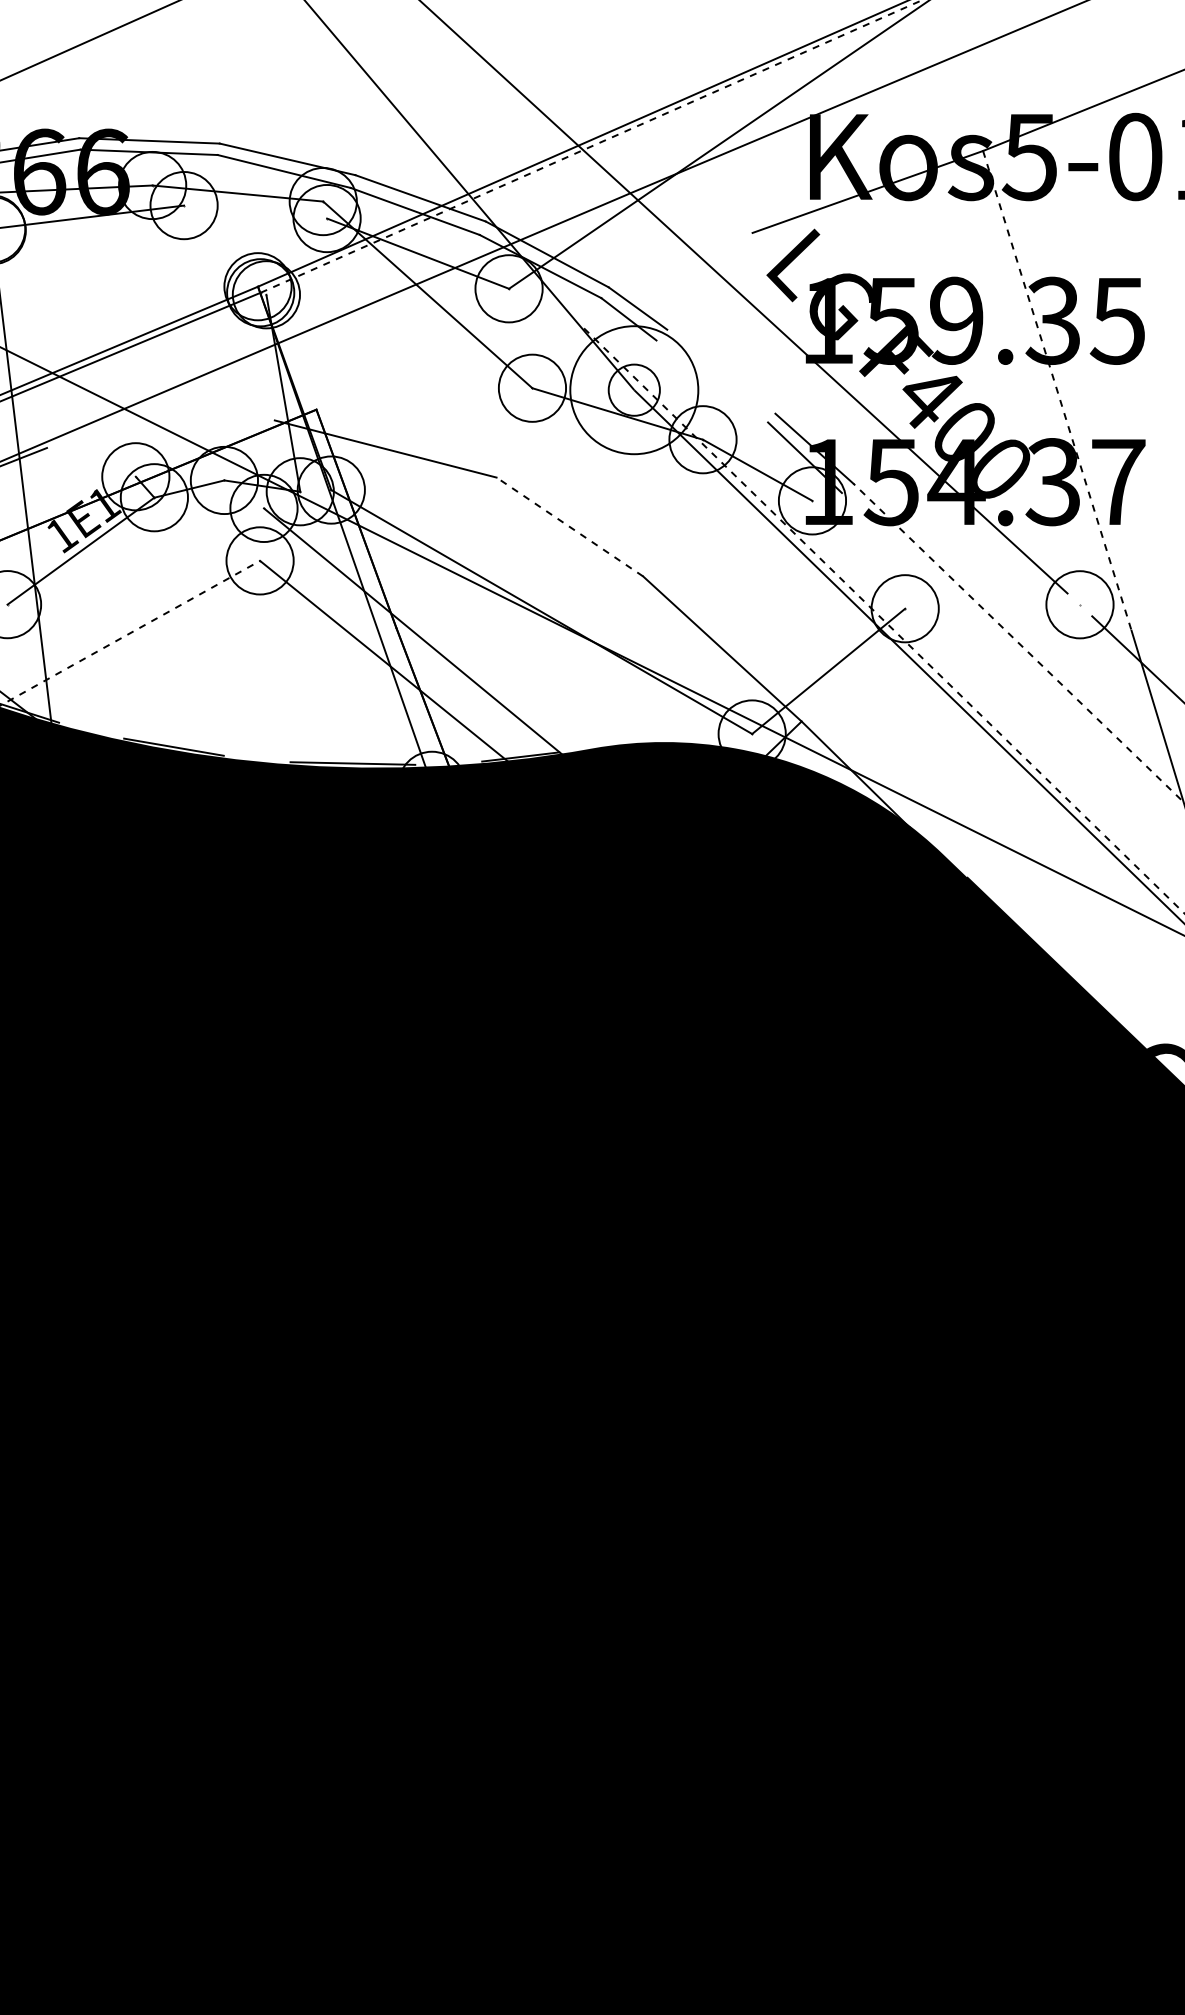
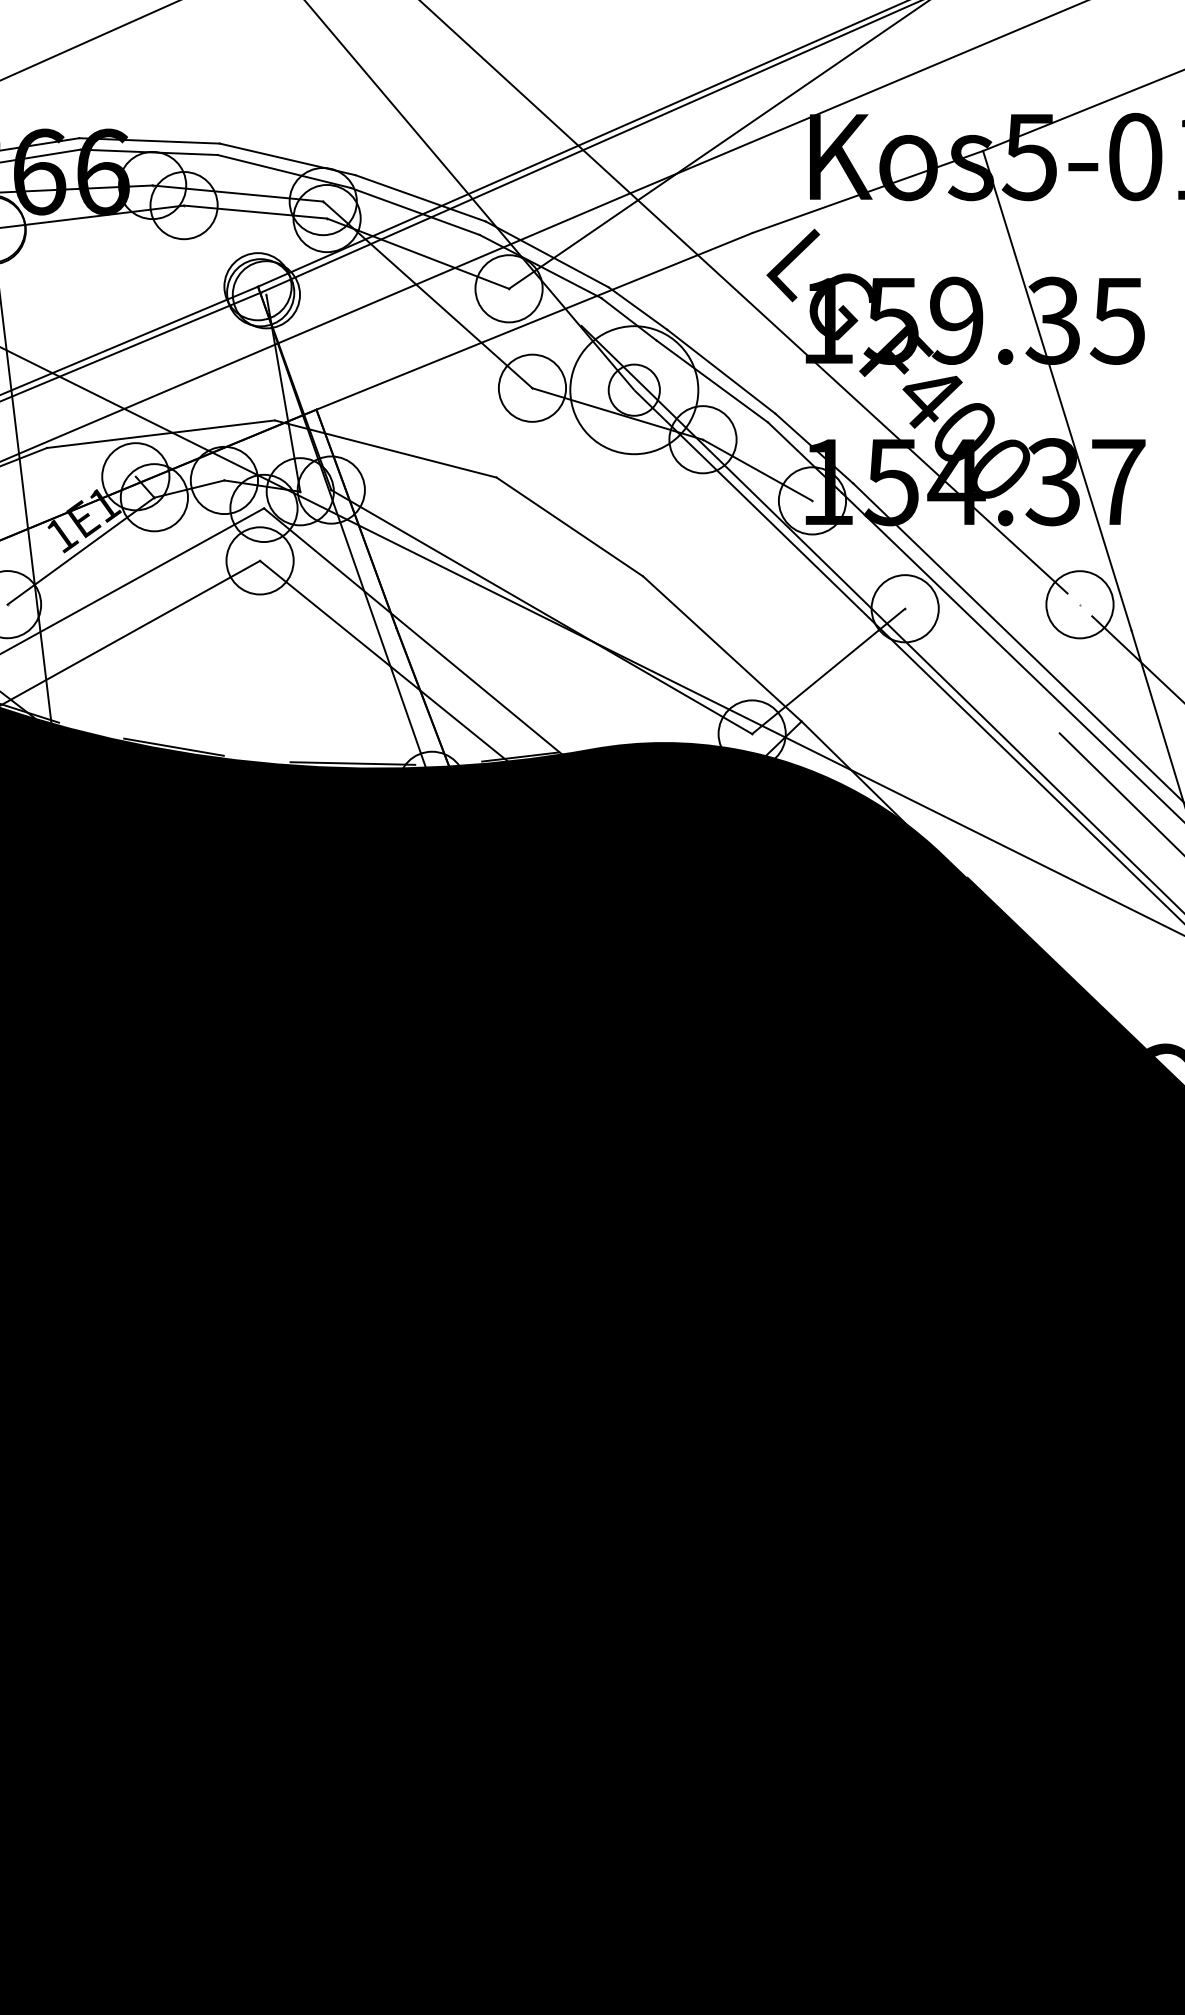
line: dashed -> solid (591, 146)
line: none -> present (255, 211)
line: none -> present (534, 320)
line: none -> present (721, 371)
line: none -> present (712, 381)
line: dashed -> solid (1057, 391)
line: none -> present (160, 434)
line: dashed -> solid (569, 526)
line: none -> present (132, 580)
line: dashed -> solid (882, 619)
line: dashed -> solid (130, 632)
line: dashed -> solid (1018, 643)
line: none -> present (1011, 656)
line: none -> present (1120, 793)
